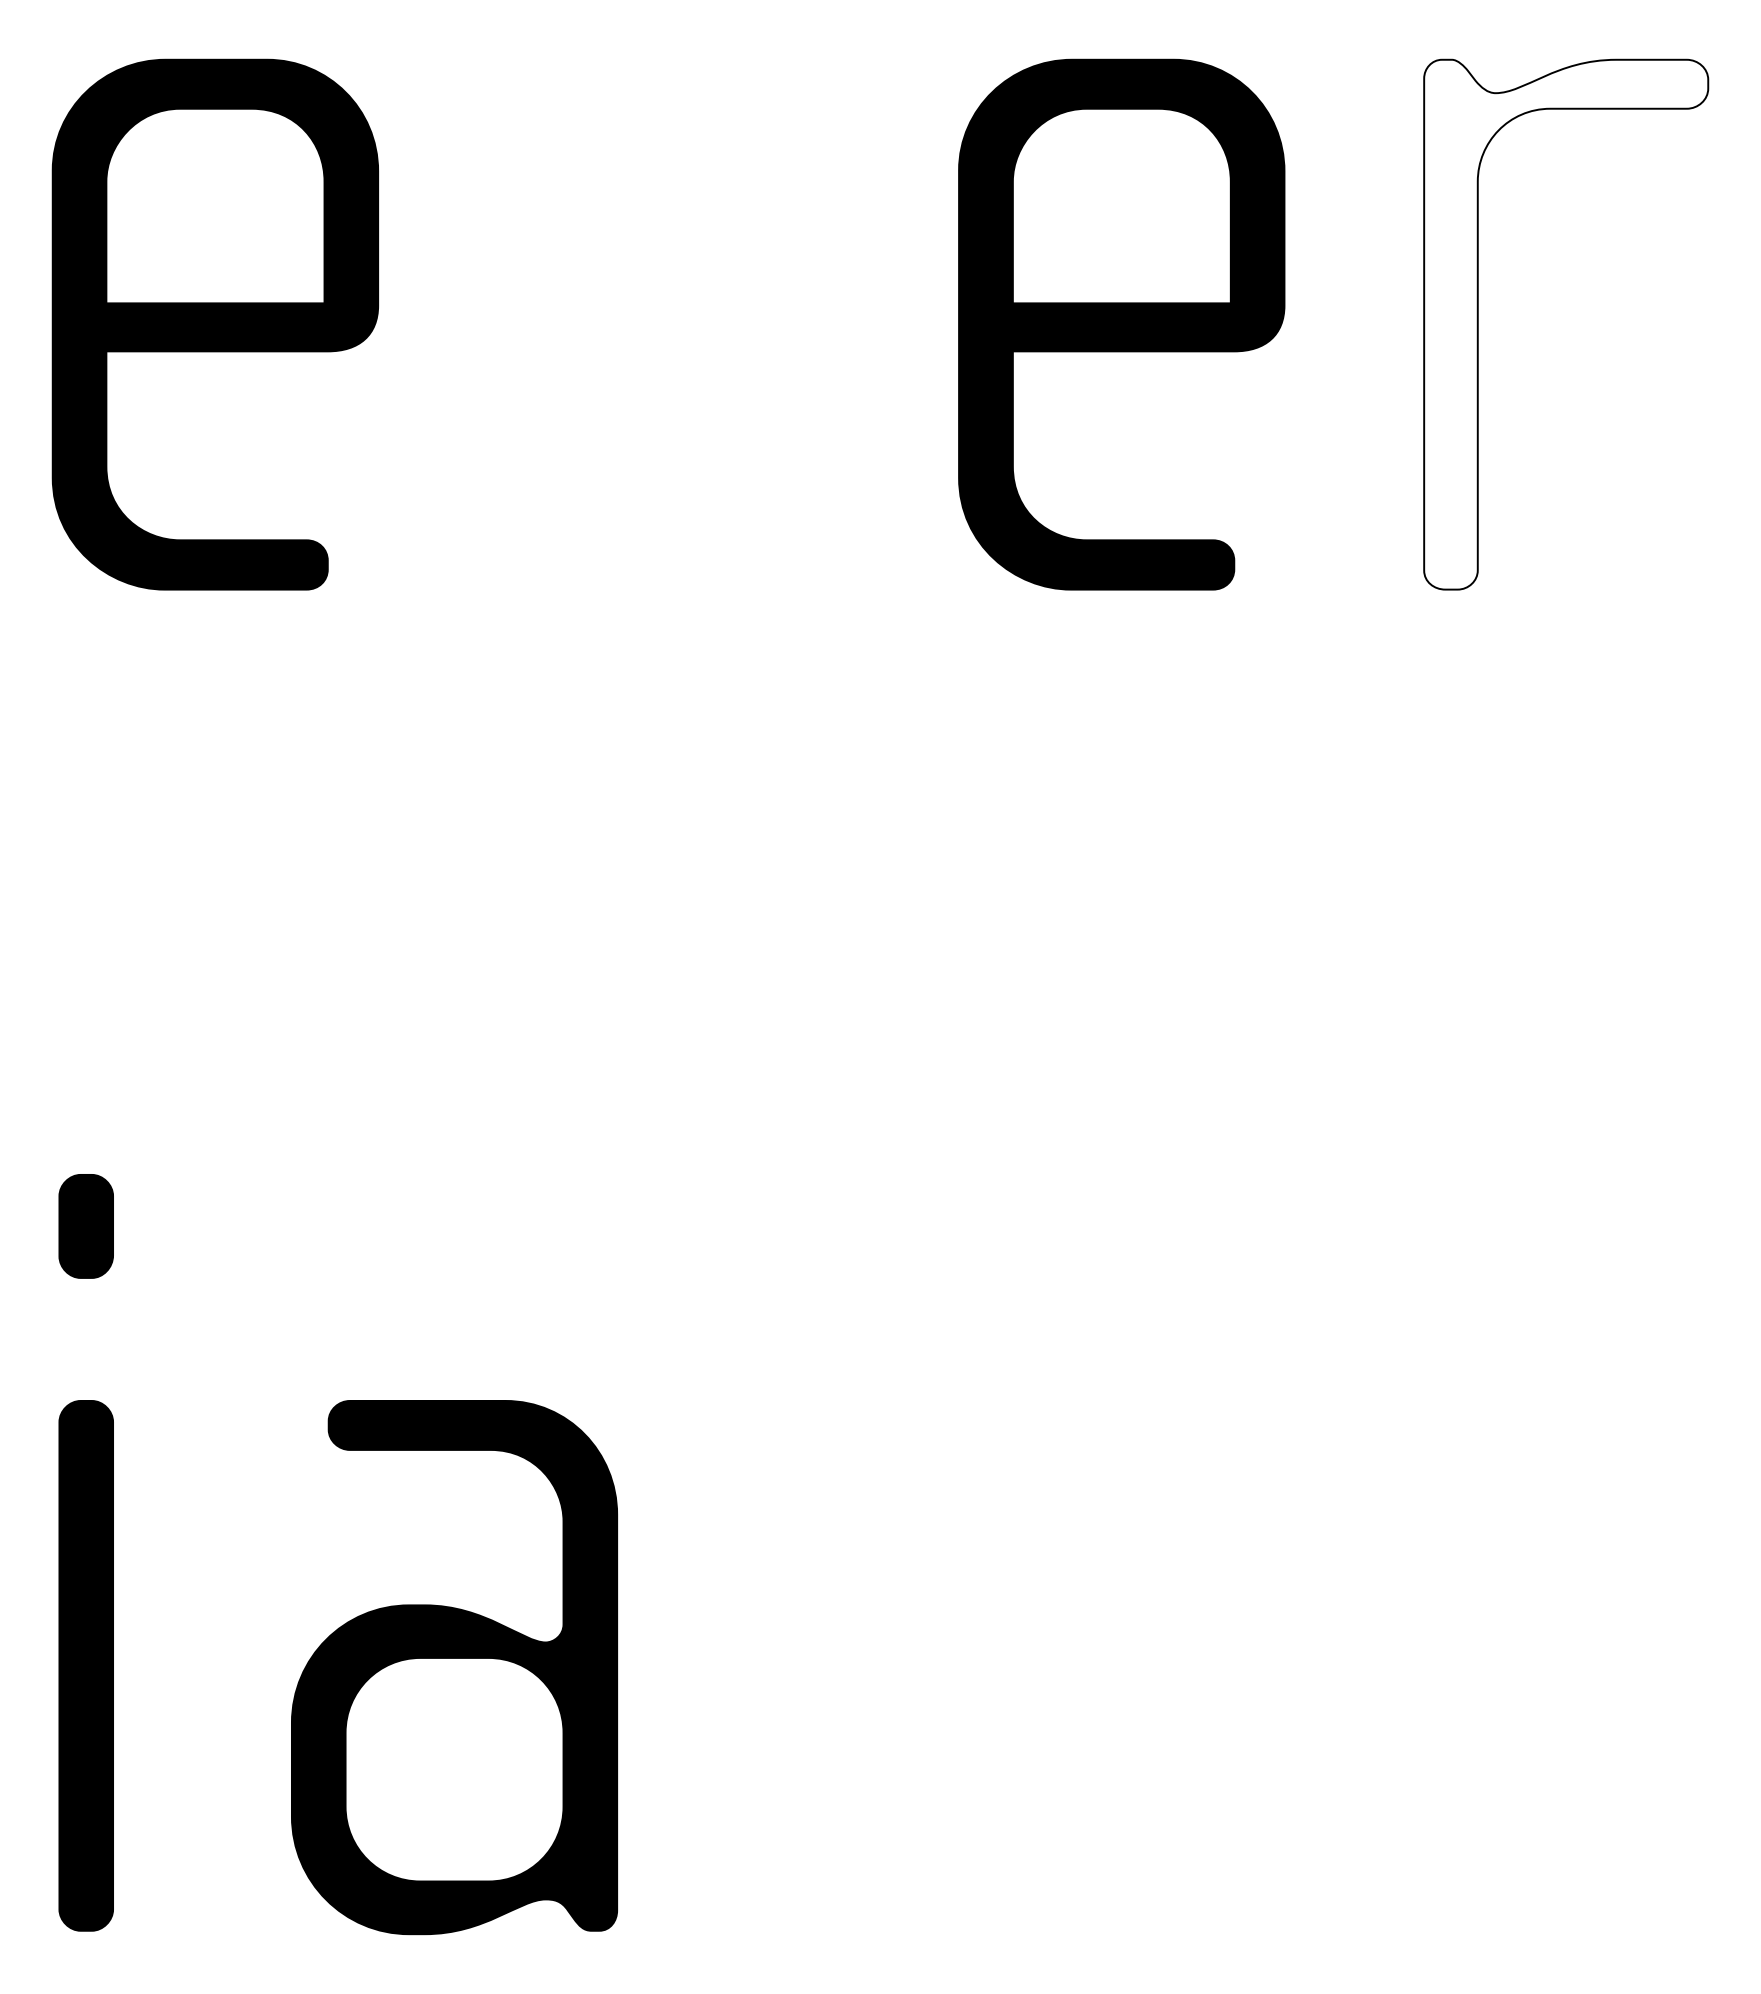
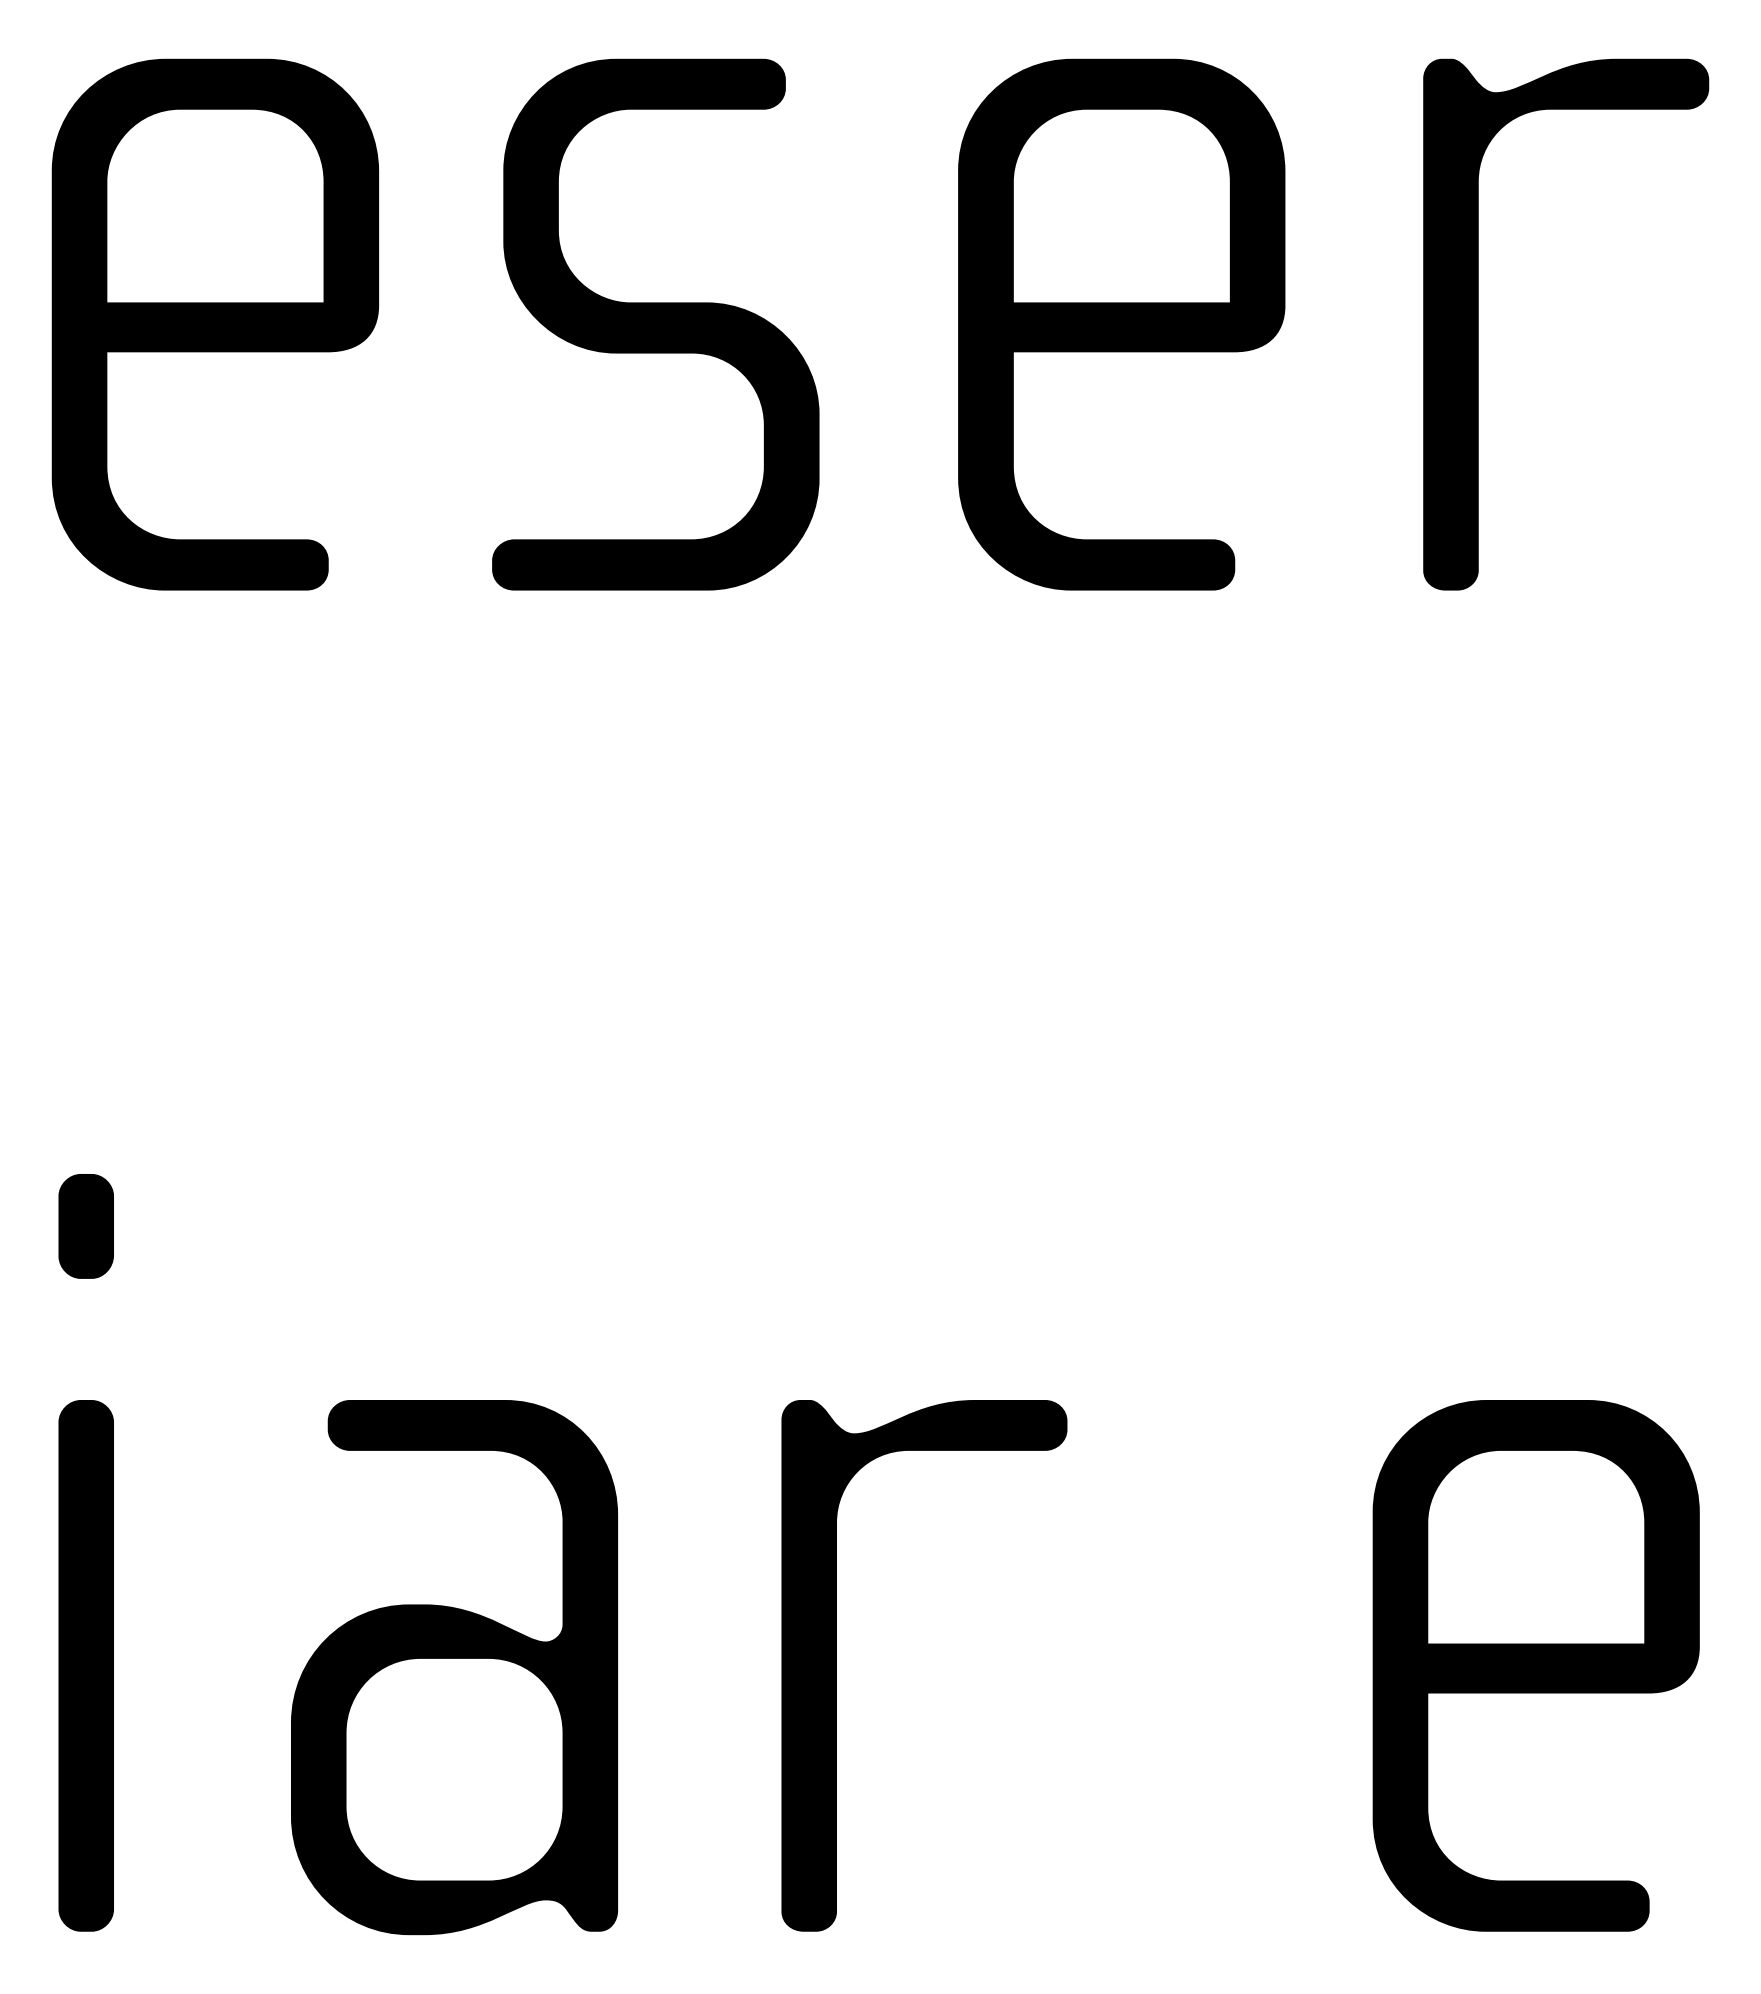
part: none -> present (655, 324)
fill: none -> present (1566, 324)
part: none -> present (836, 1665)
part: none -> present (1535, 1665)
